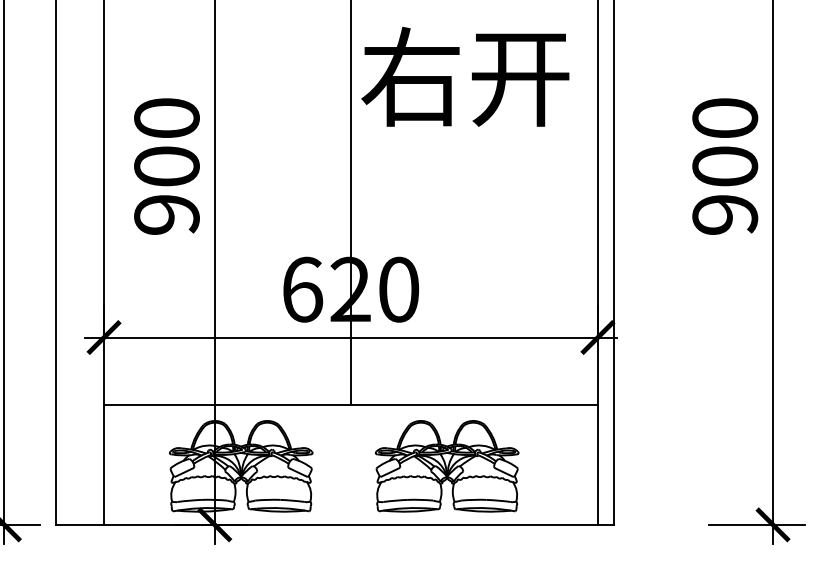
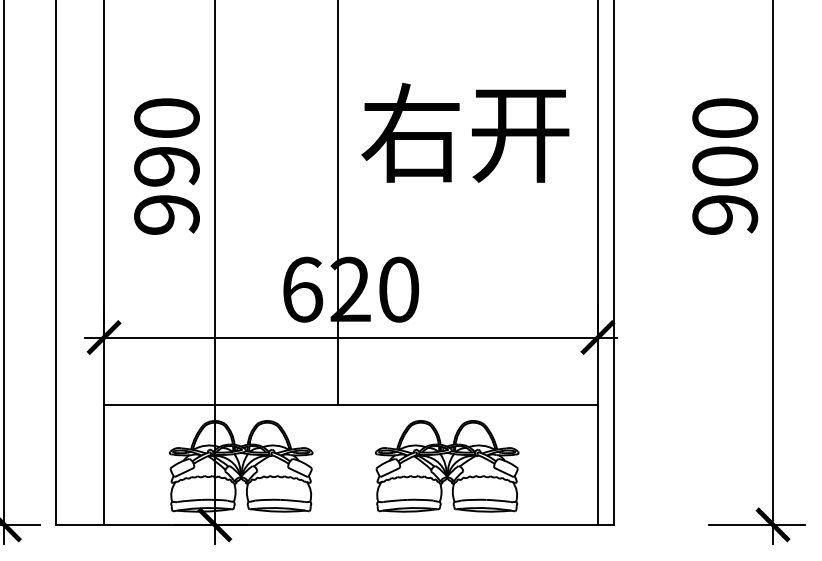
text position: (465, 76) -> (465, 132) (465, 132)
text: 900 -> 990 (166, 166)
line position: (351, 203) -> (338, 203) (338, 203)
